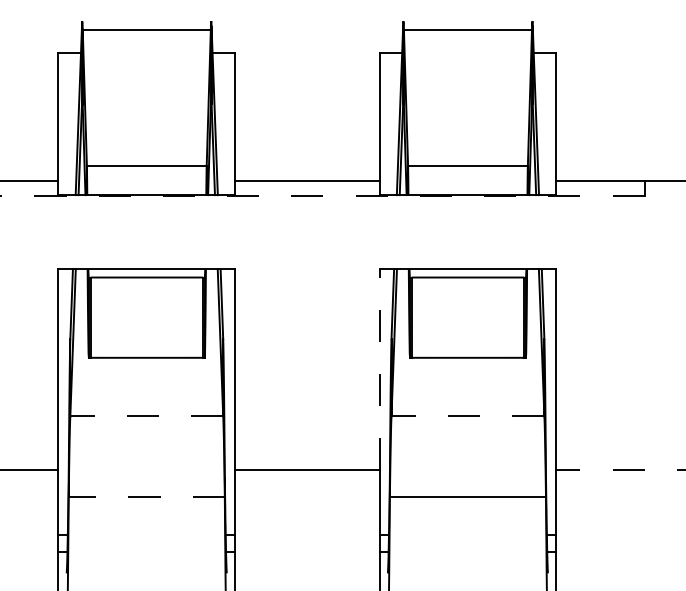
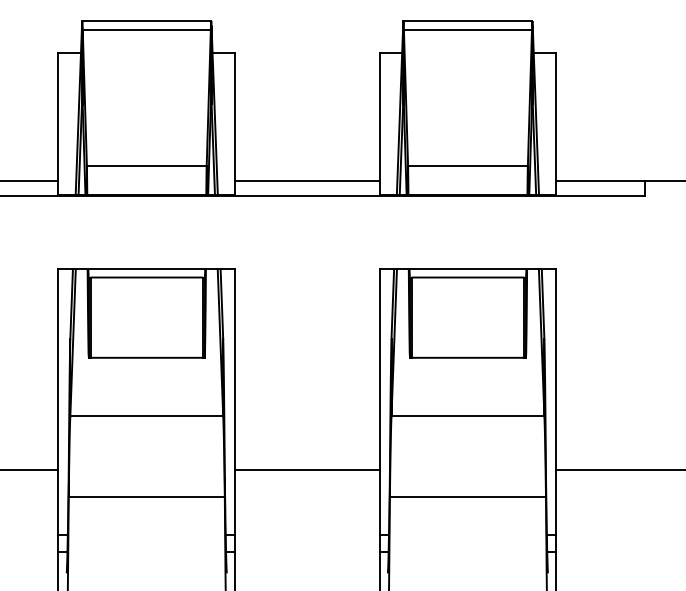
line: none -> present (146, 20)
line: none -> present (467, 20)
line: dashed -> solid (321, 196)
line: dashed -> solid (379, 369)
line: dashed -> solid (146, 416)
line: dashed -> solid (467, 416)
line: dashed -> solid (620, 470)
line: dashed -> solid (146, 497)
